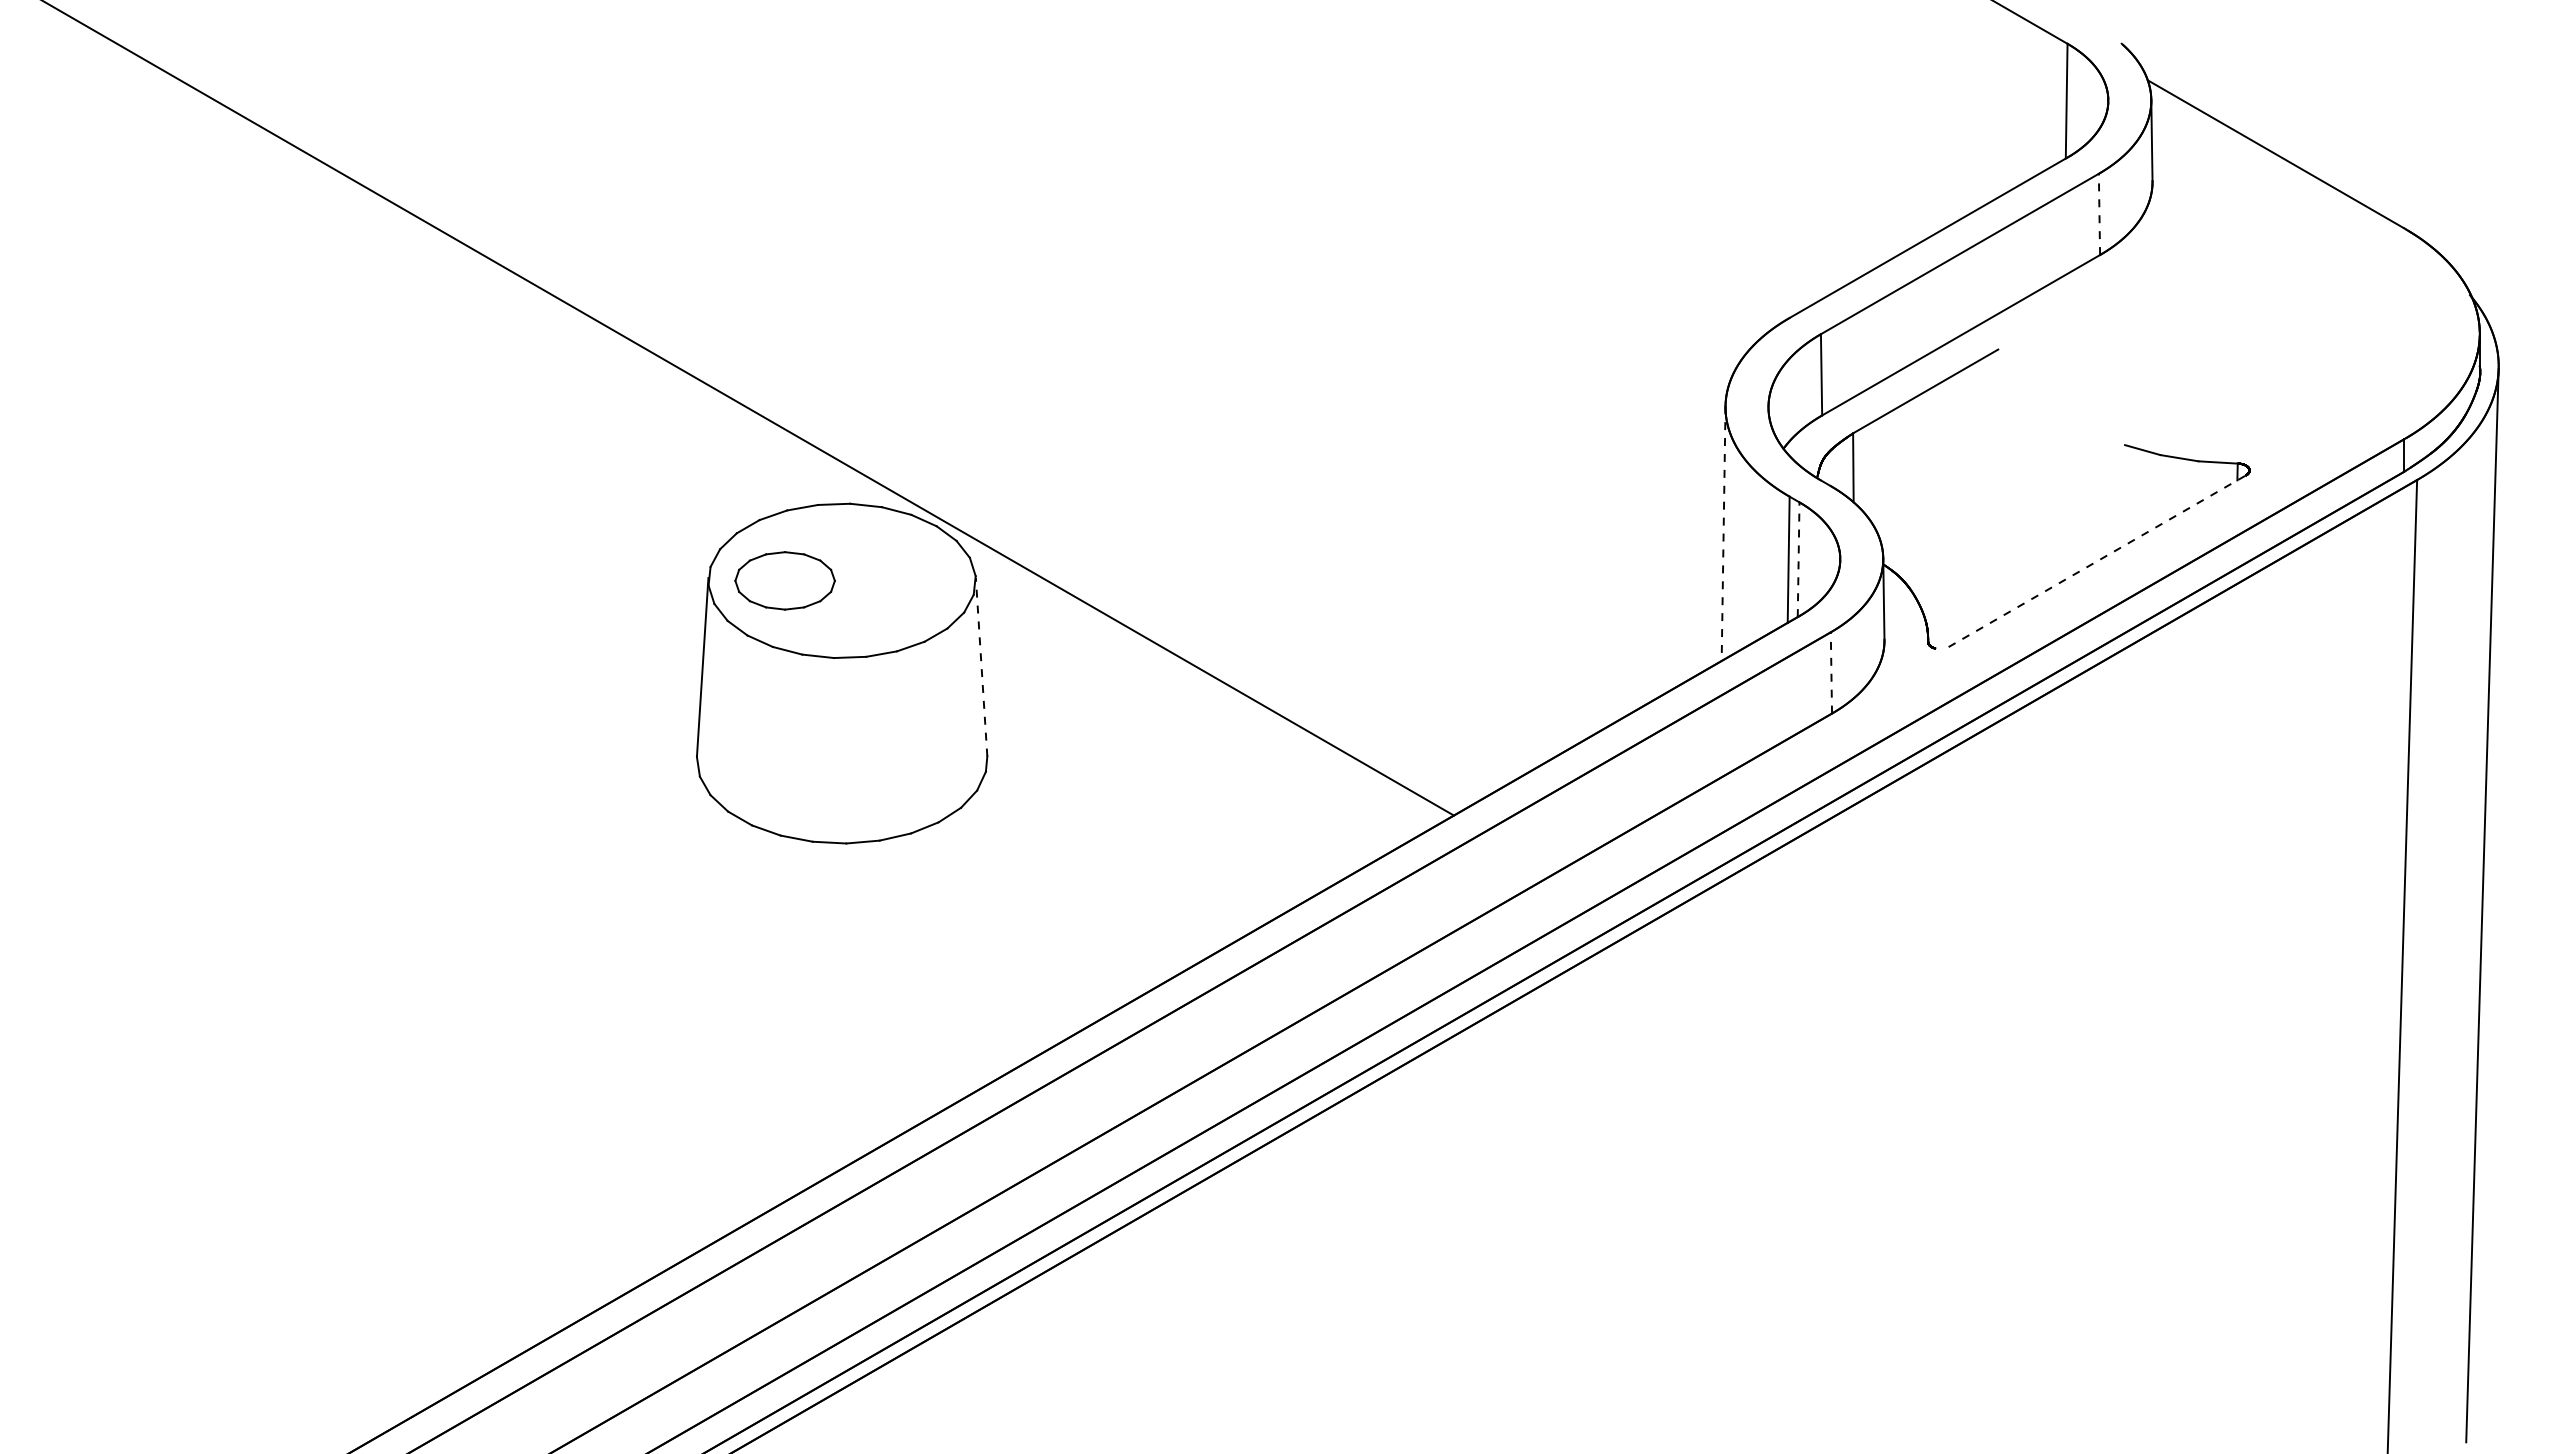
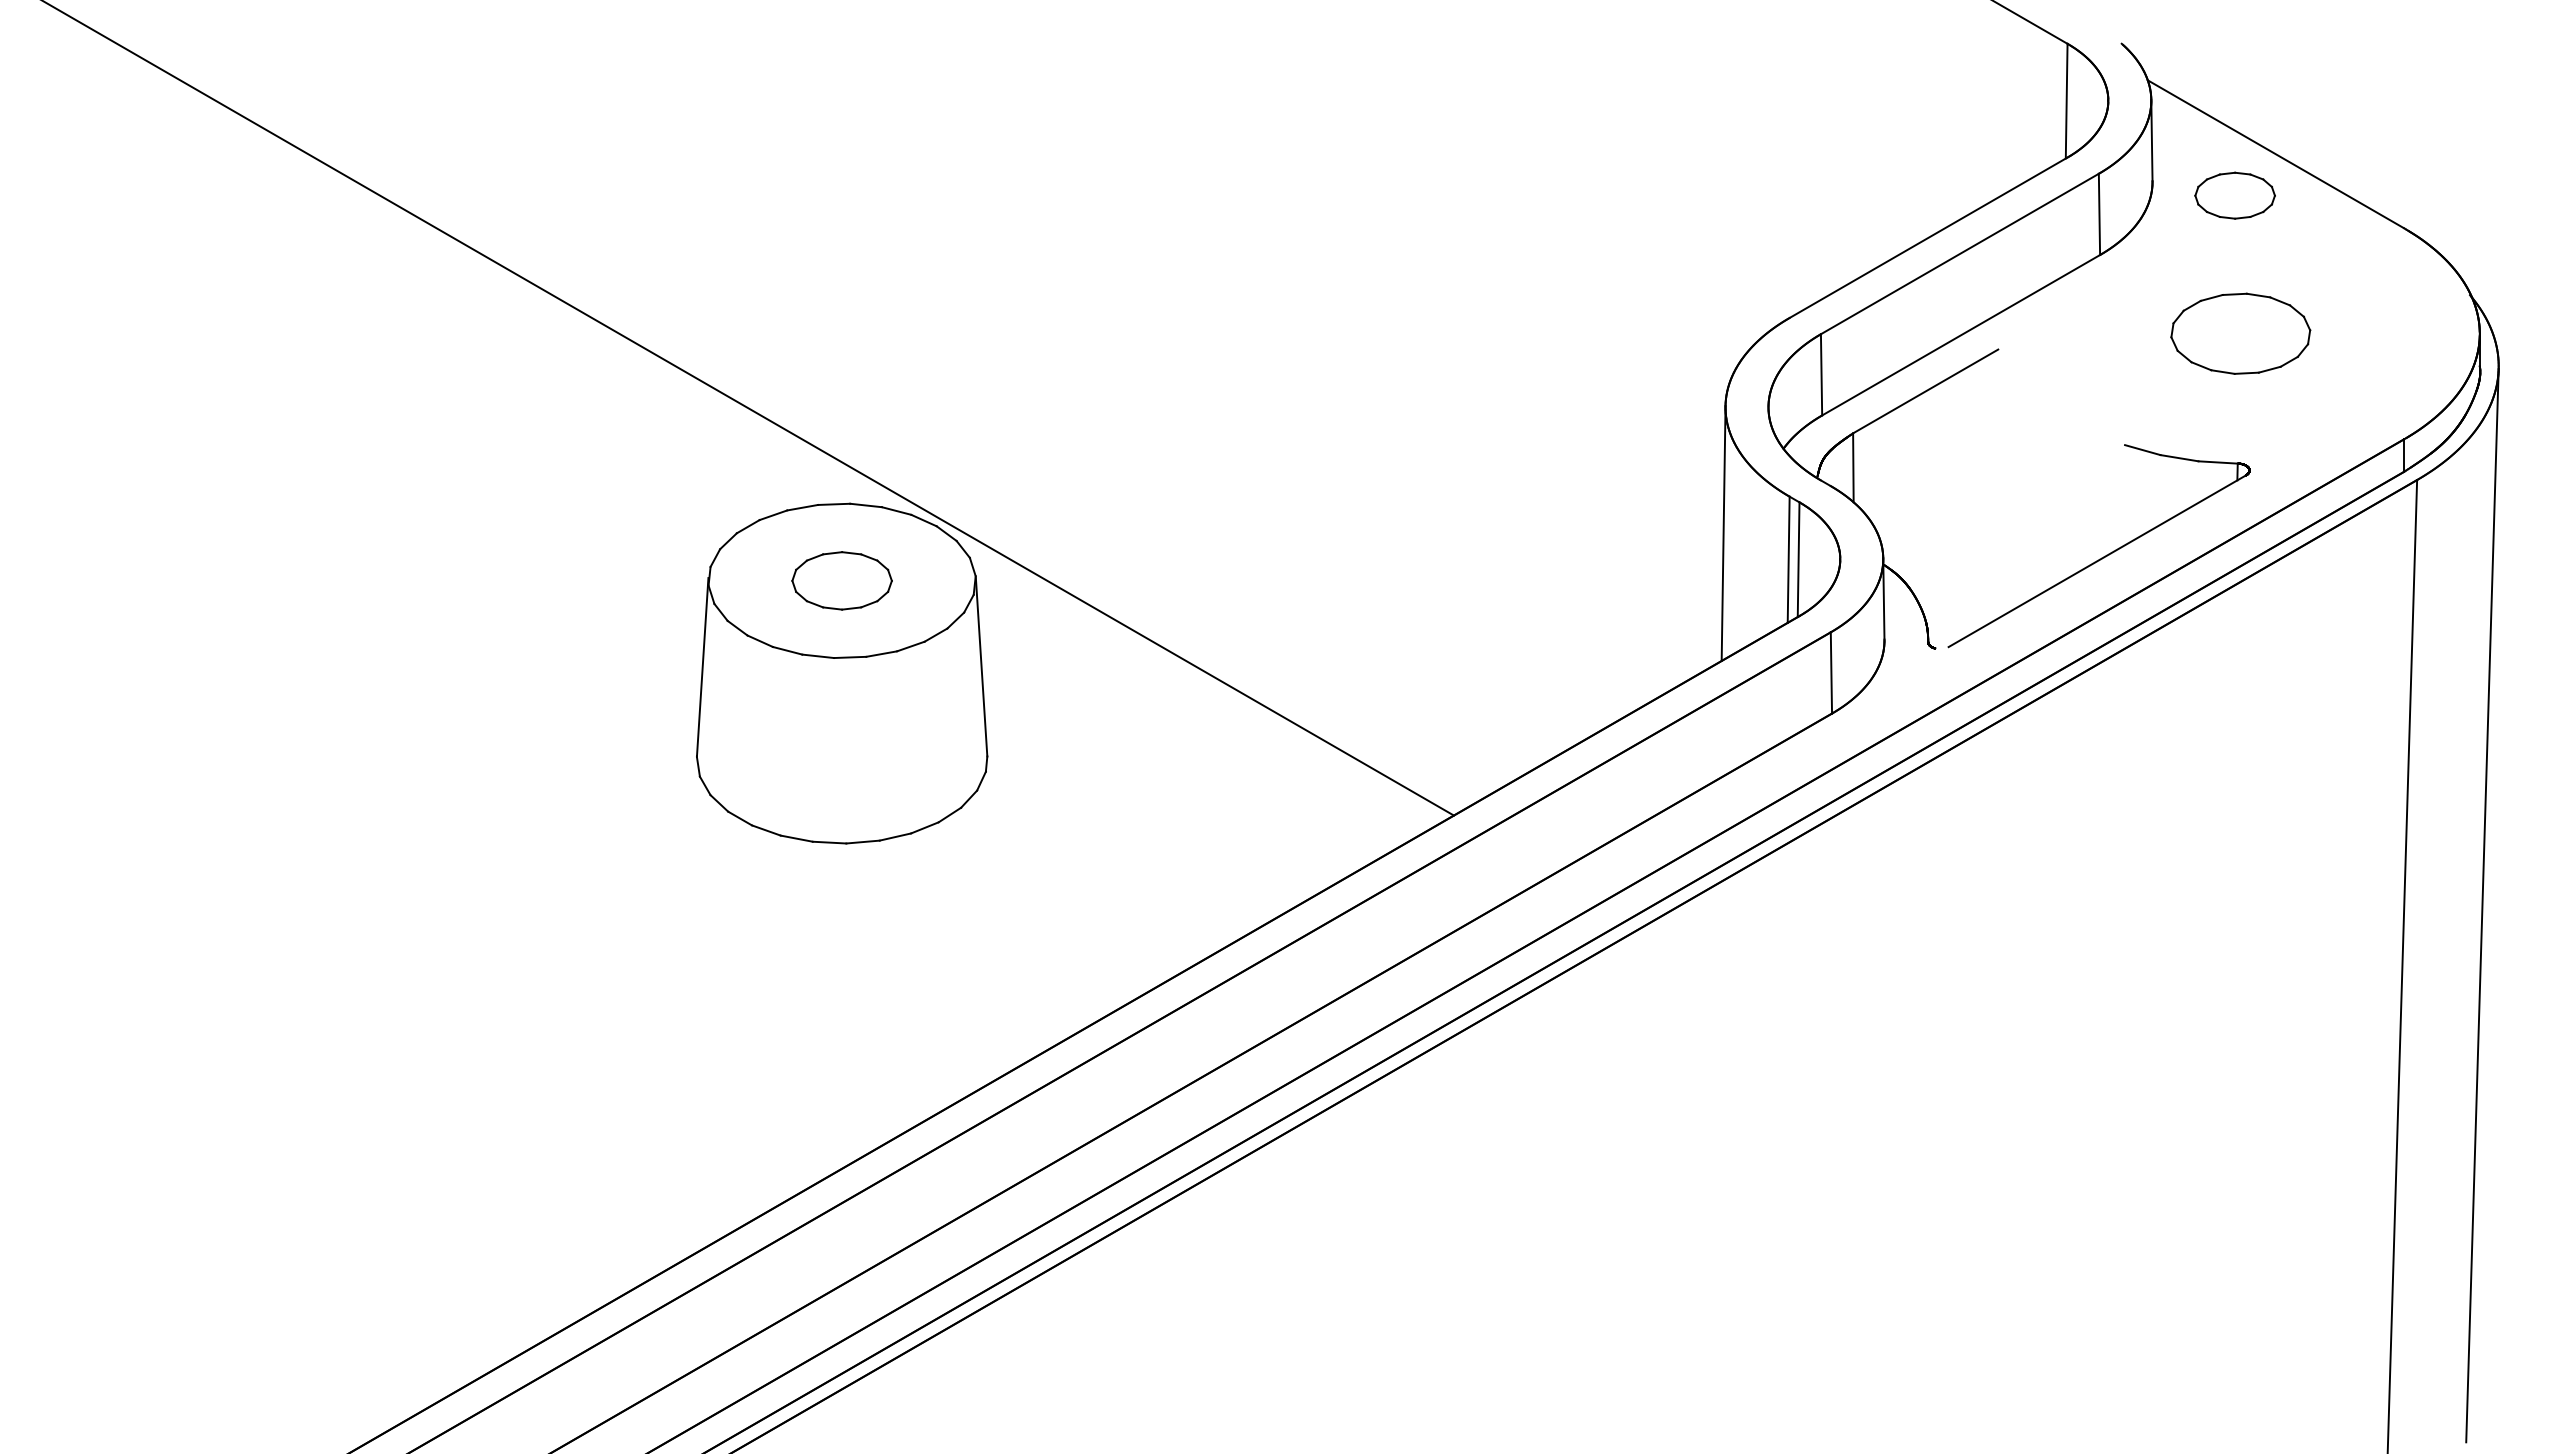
part: none -> present (2234, 195)
line: dashed -> solid (2099, 214)
part: none -> present (2240, 333)
line: dashed -> solid (1723, 534)
line: dashed -> solid (1798, 559)
line: dashed -> solid (2097, 561)
part position: (784, 580) -> (841, 580) (841, 580)
line: dashed -> solid (981, 666)
line: dashed -> solid (1831, 672)
